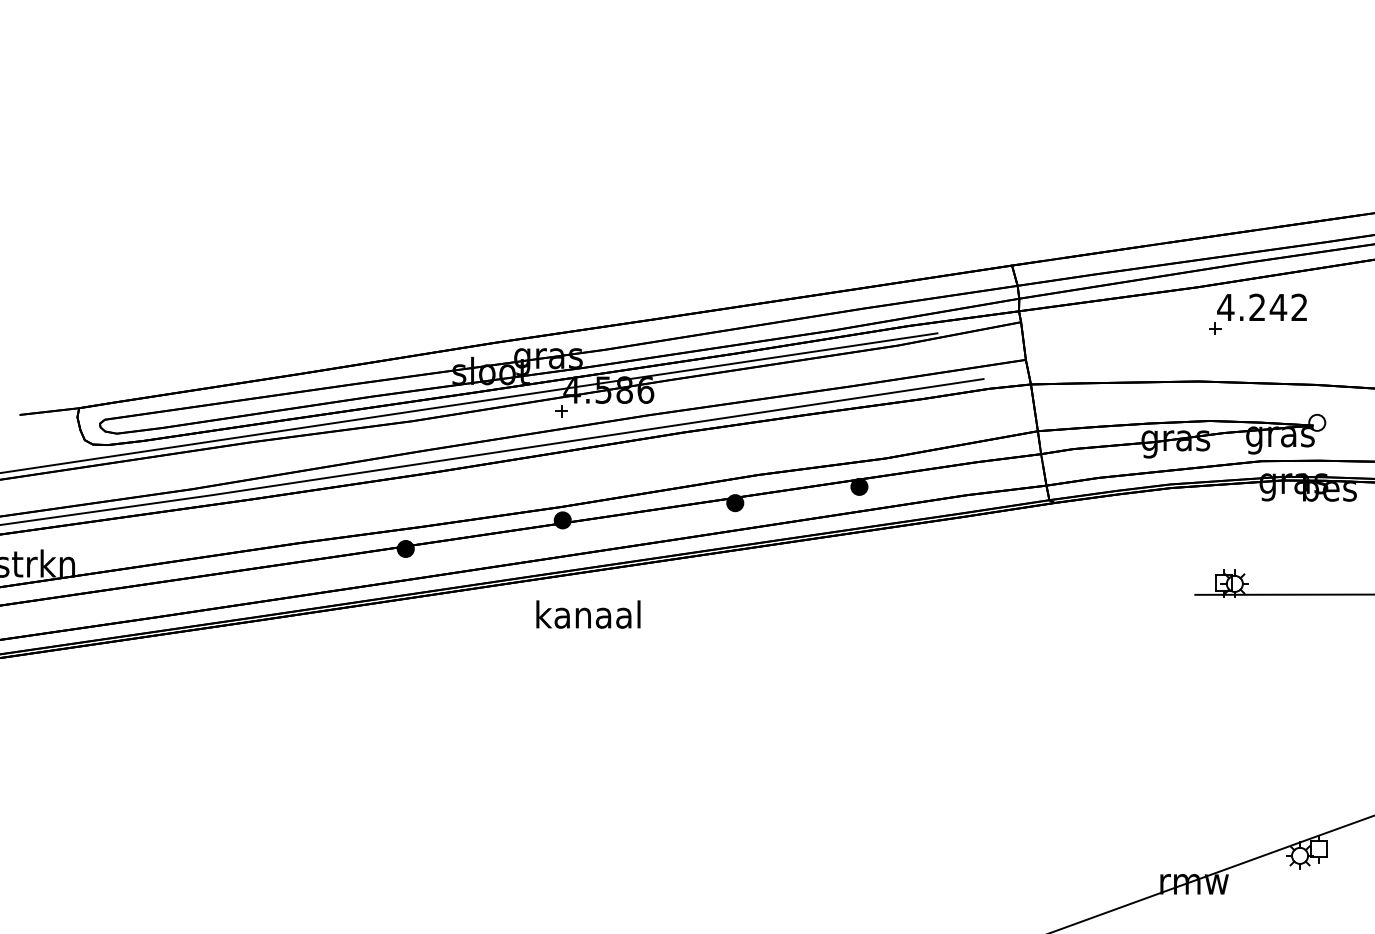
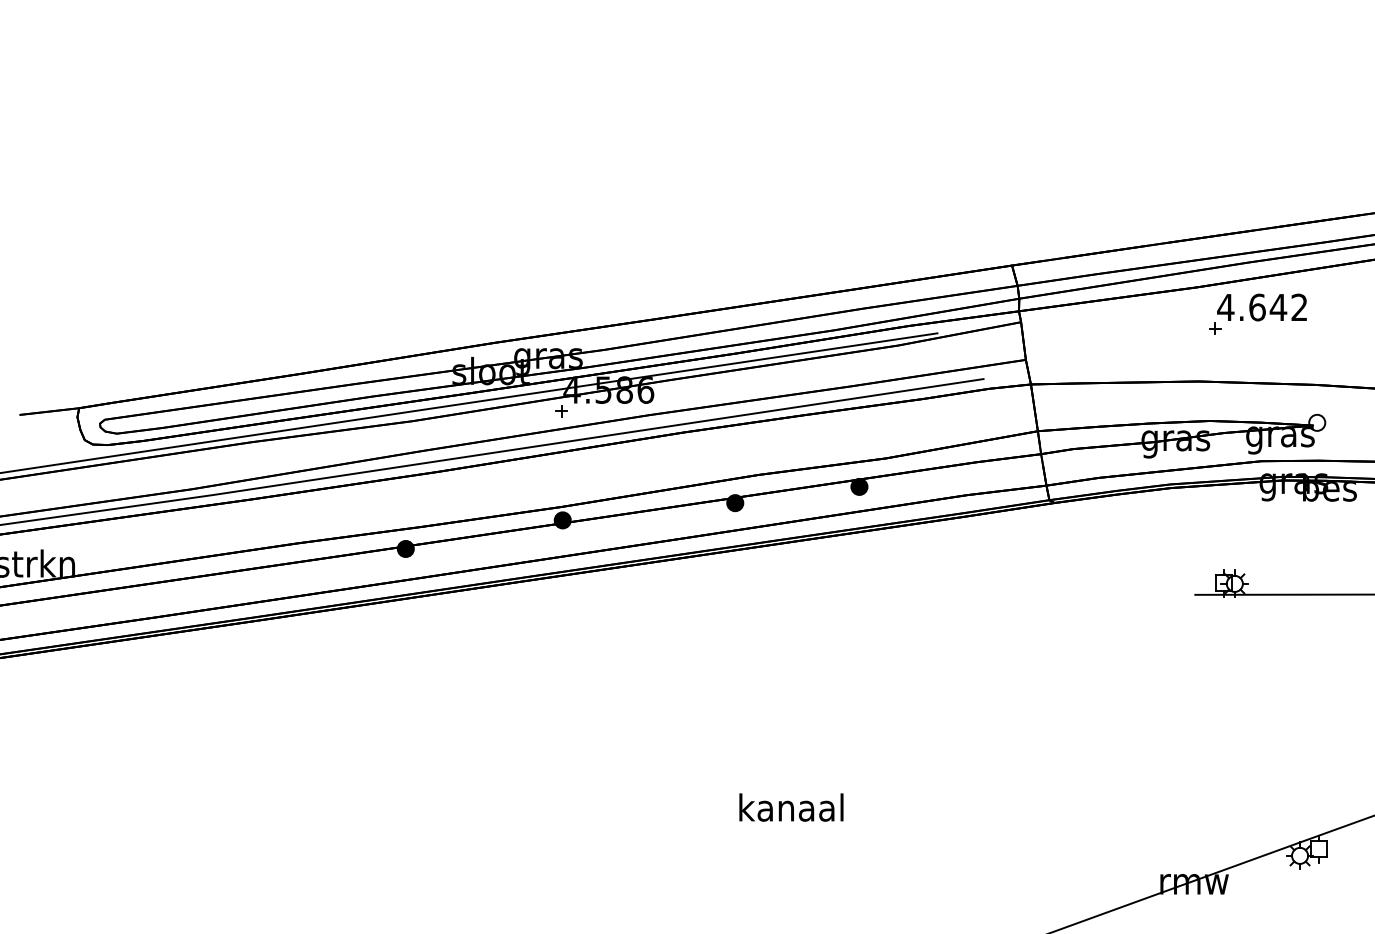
text: 4.242 -> 4.642 (1257, 307)
text position: (588, 614) -> (791, 807) (791, 807)
